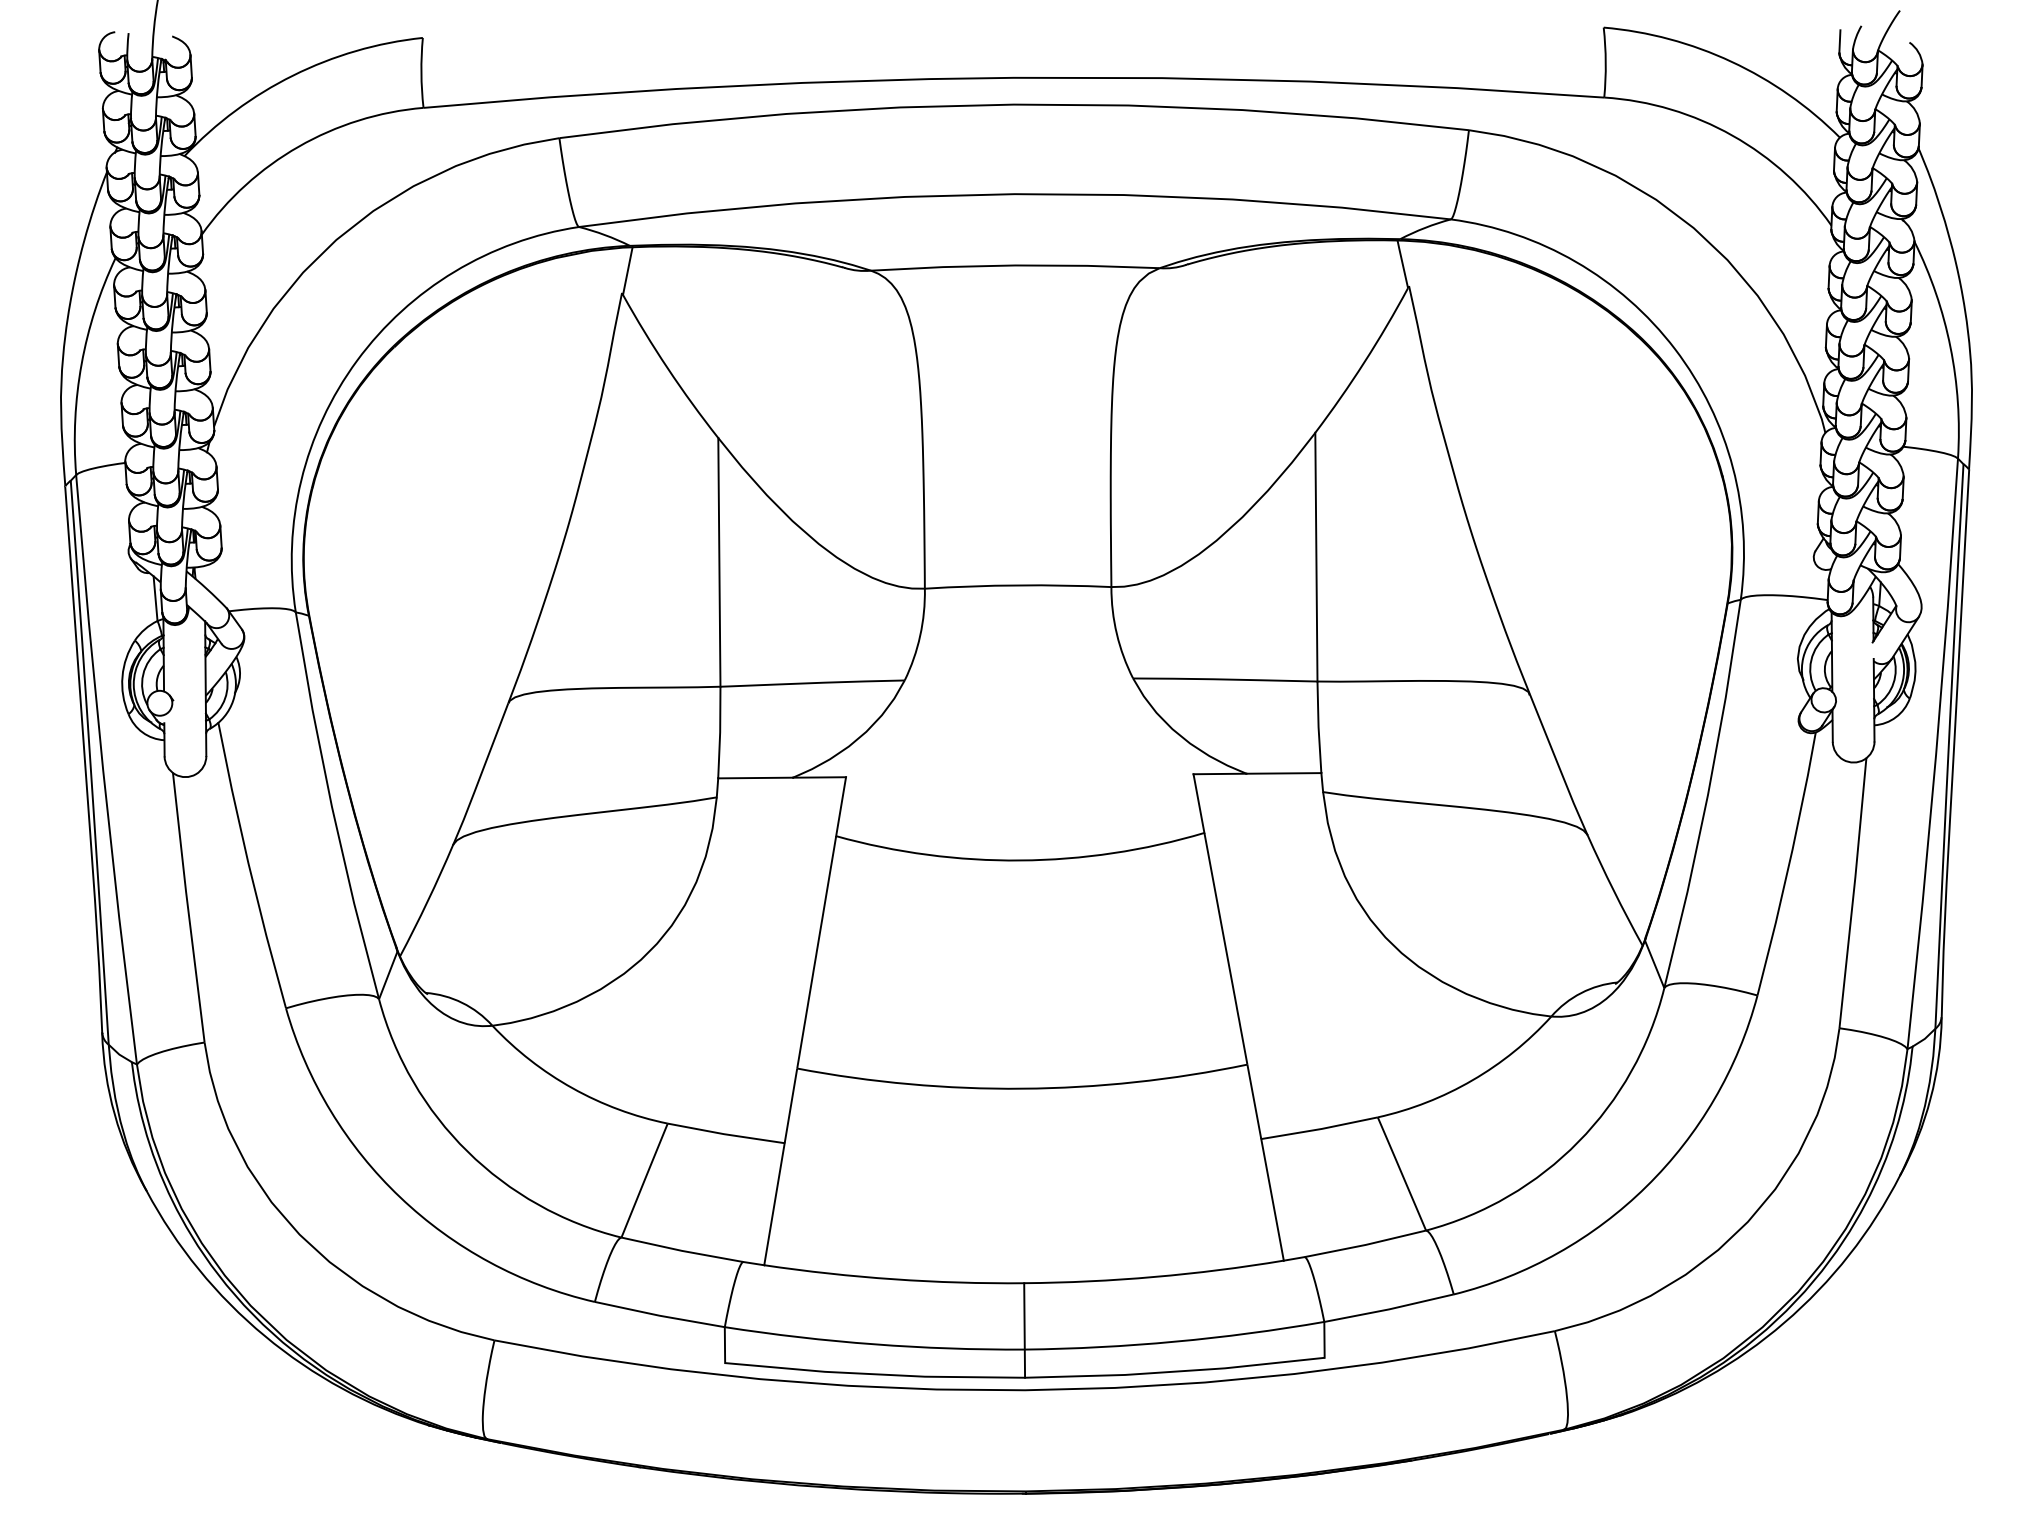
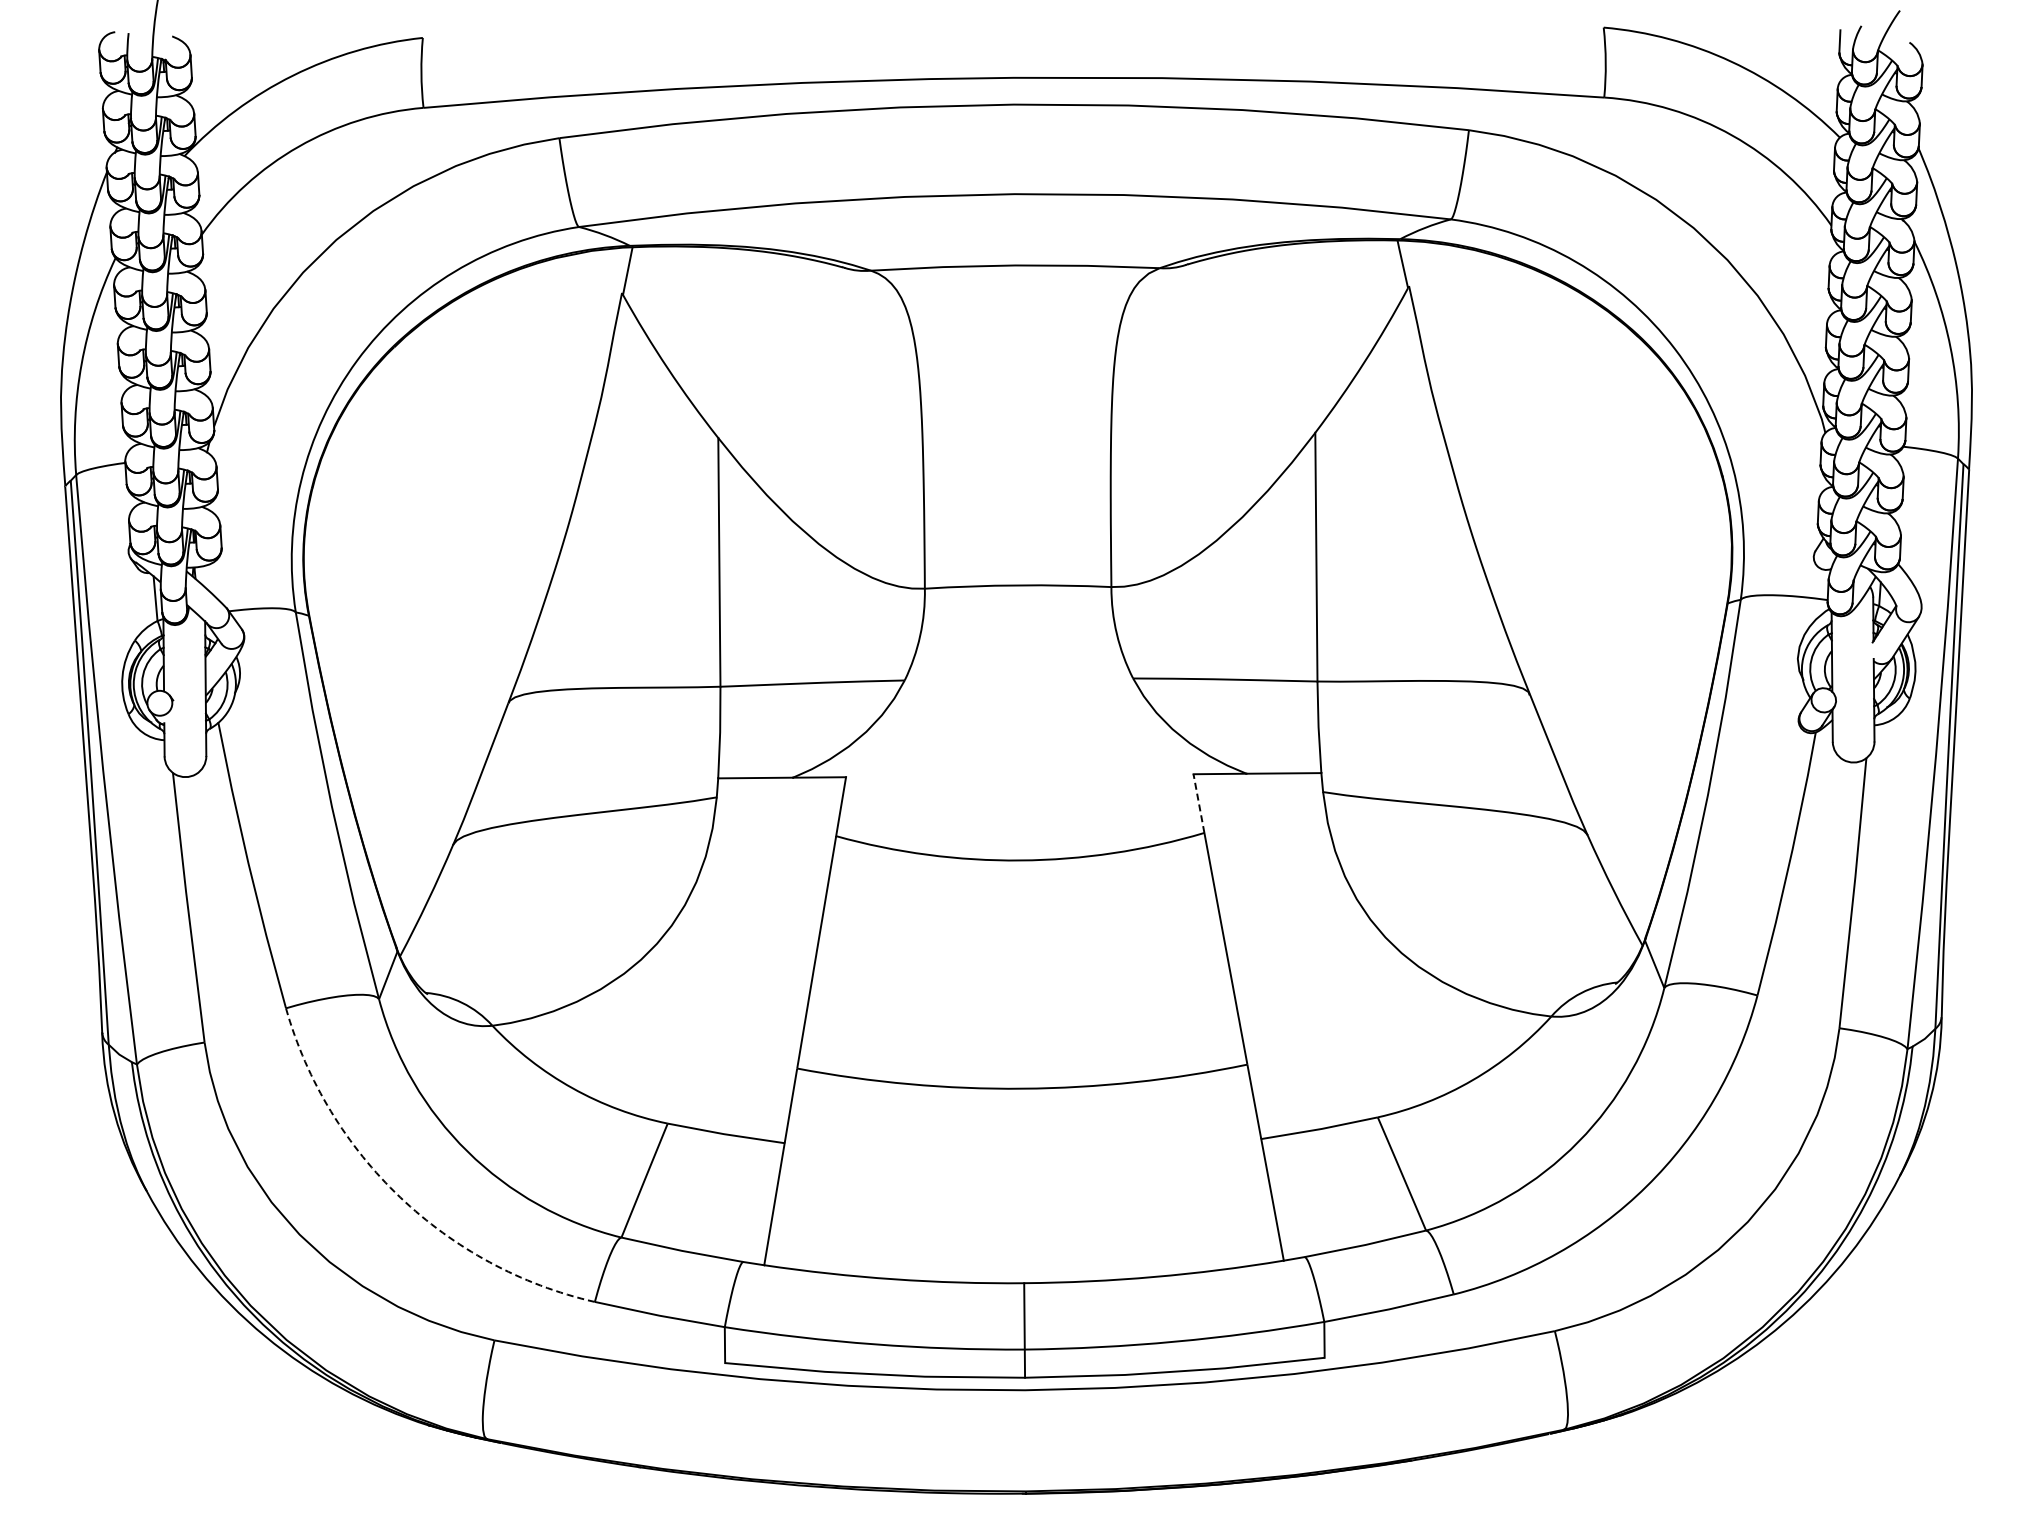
line: solid -> dashed (1198, 803)
arc: solid -> dashed (400, 1197)
